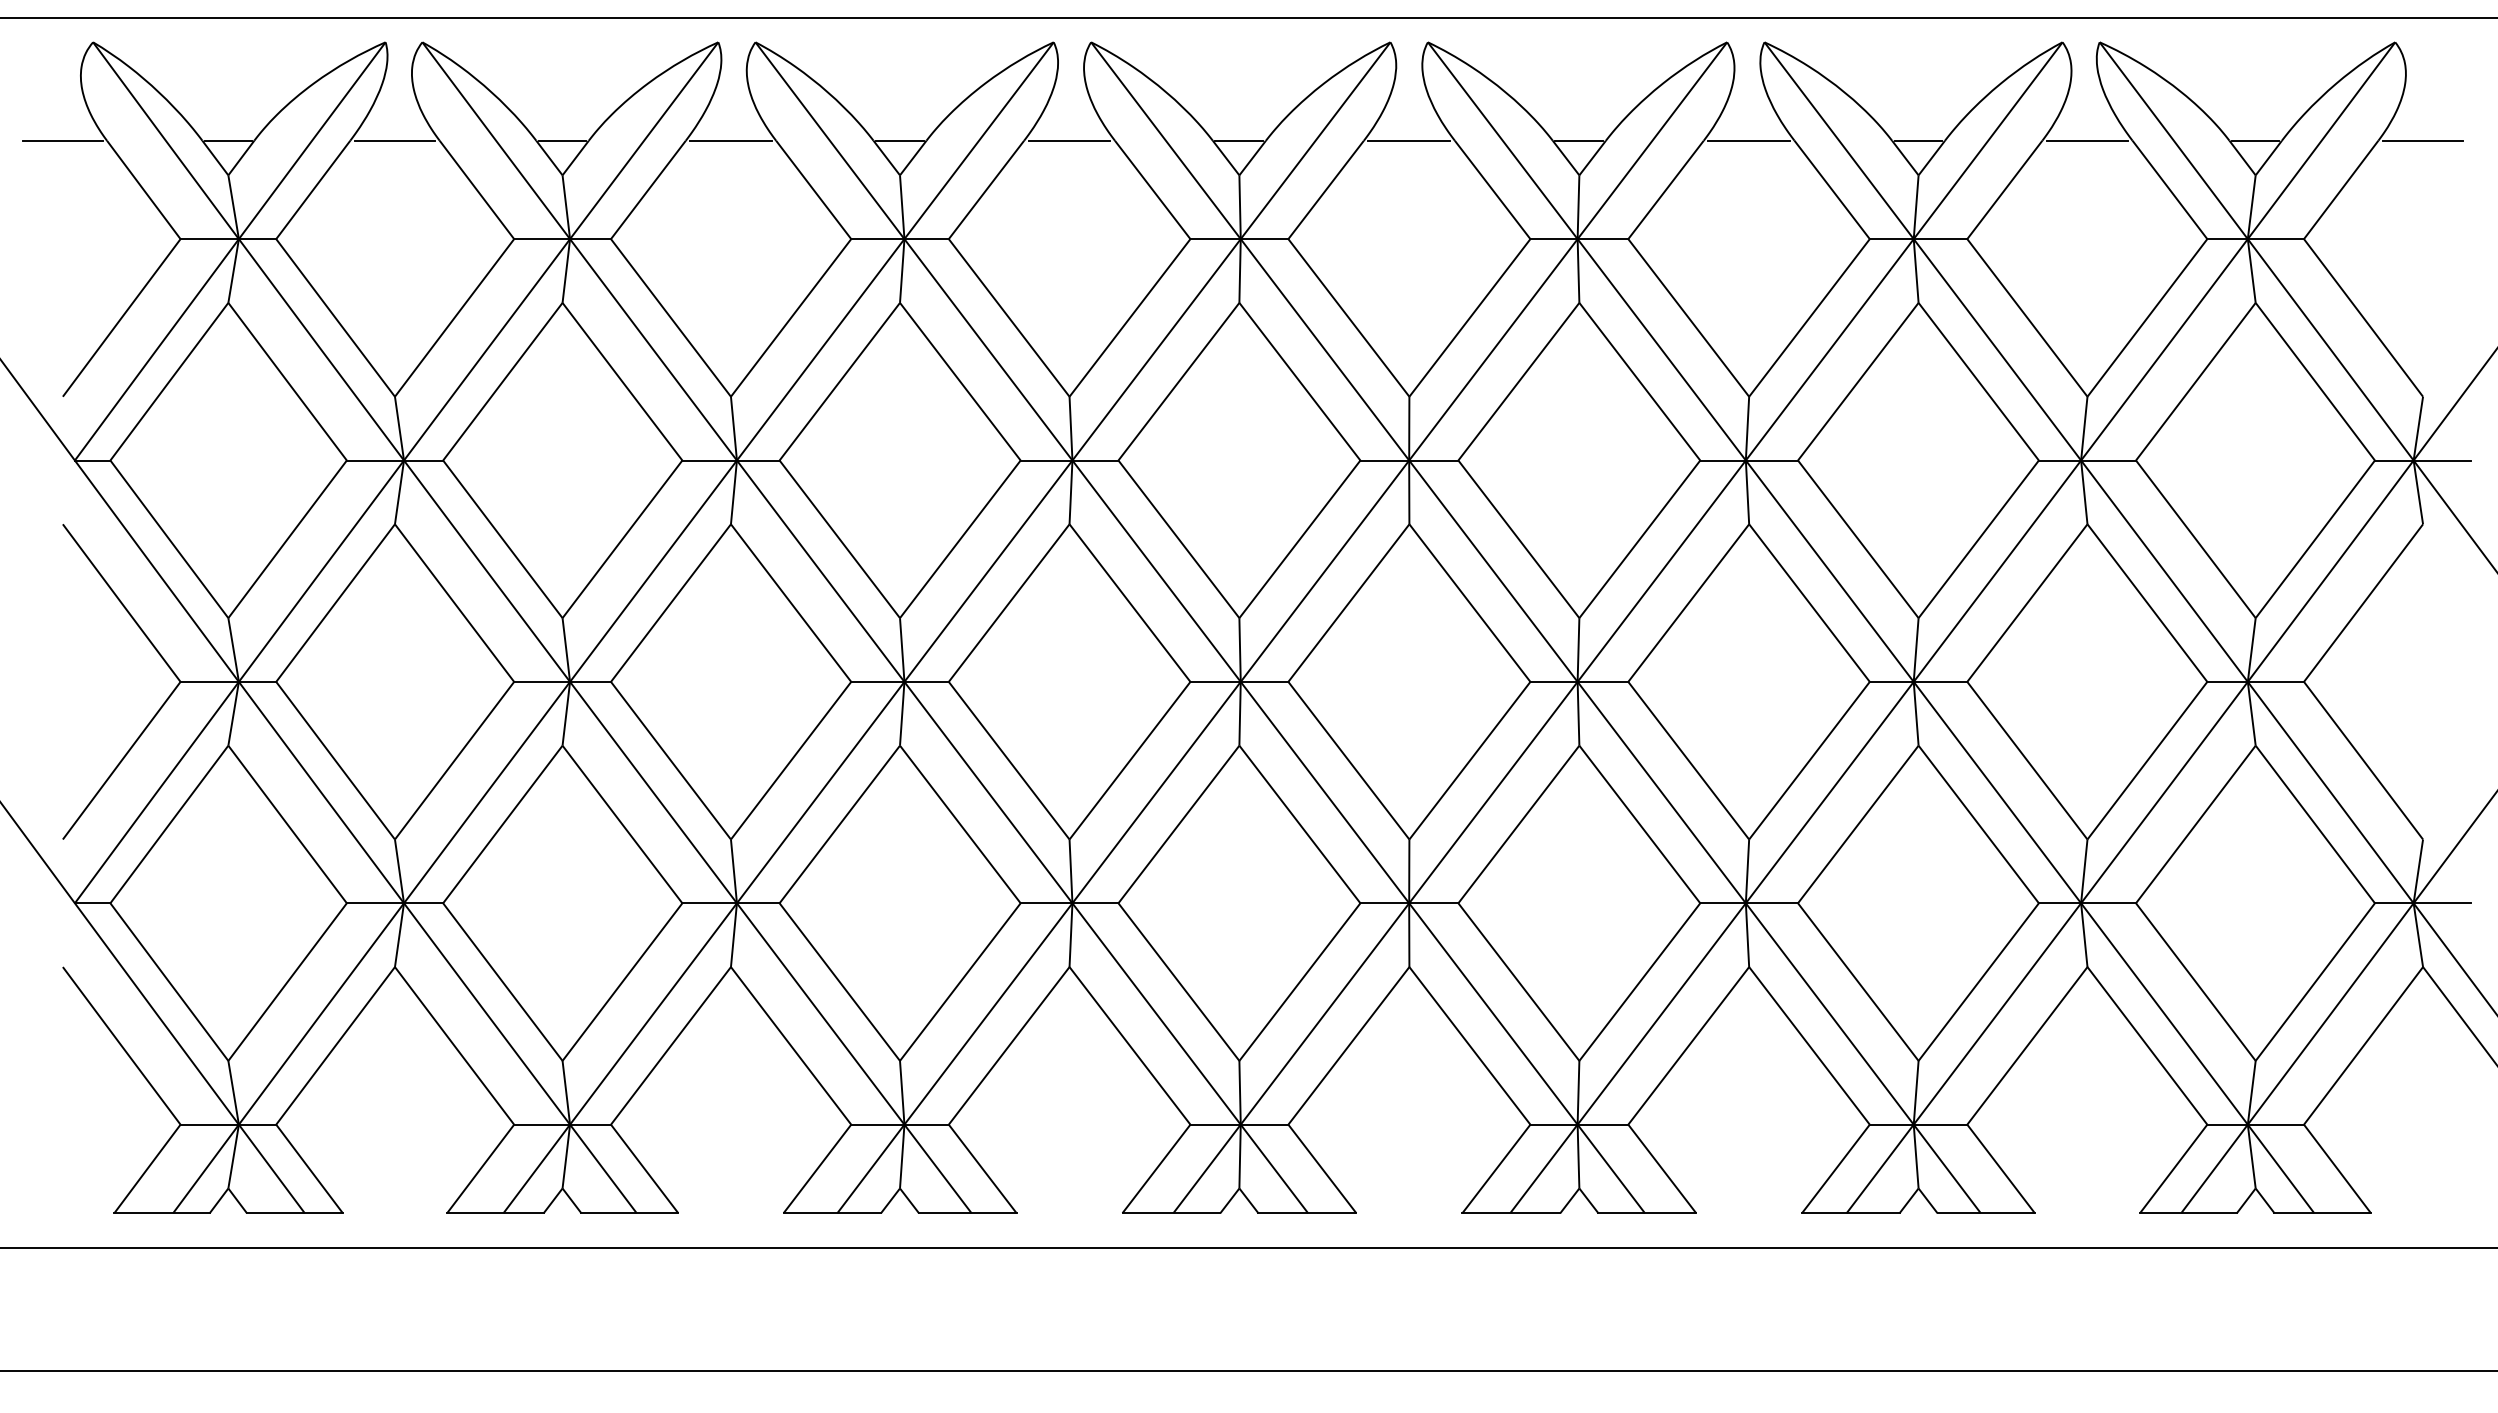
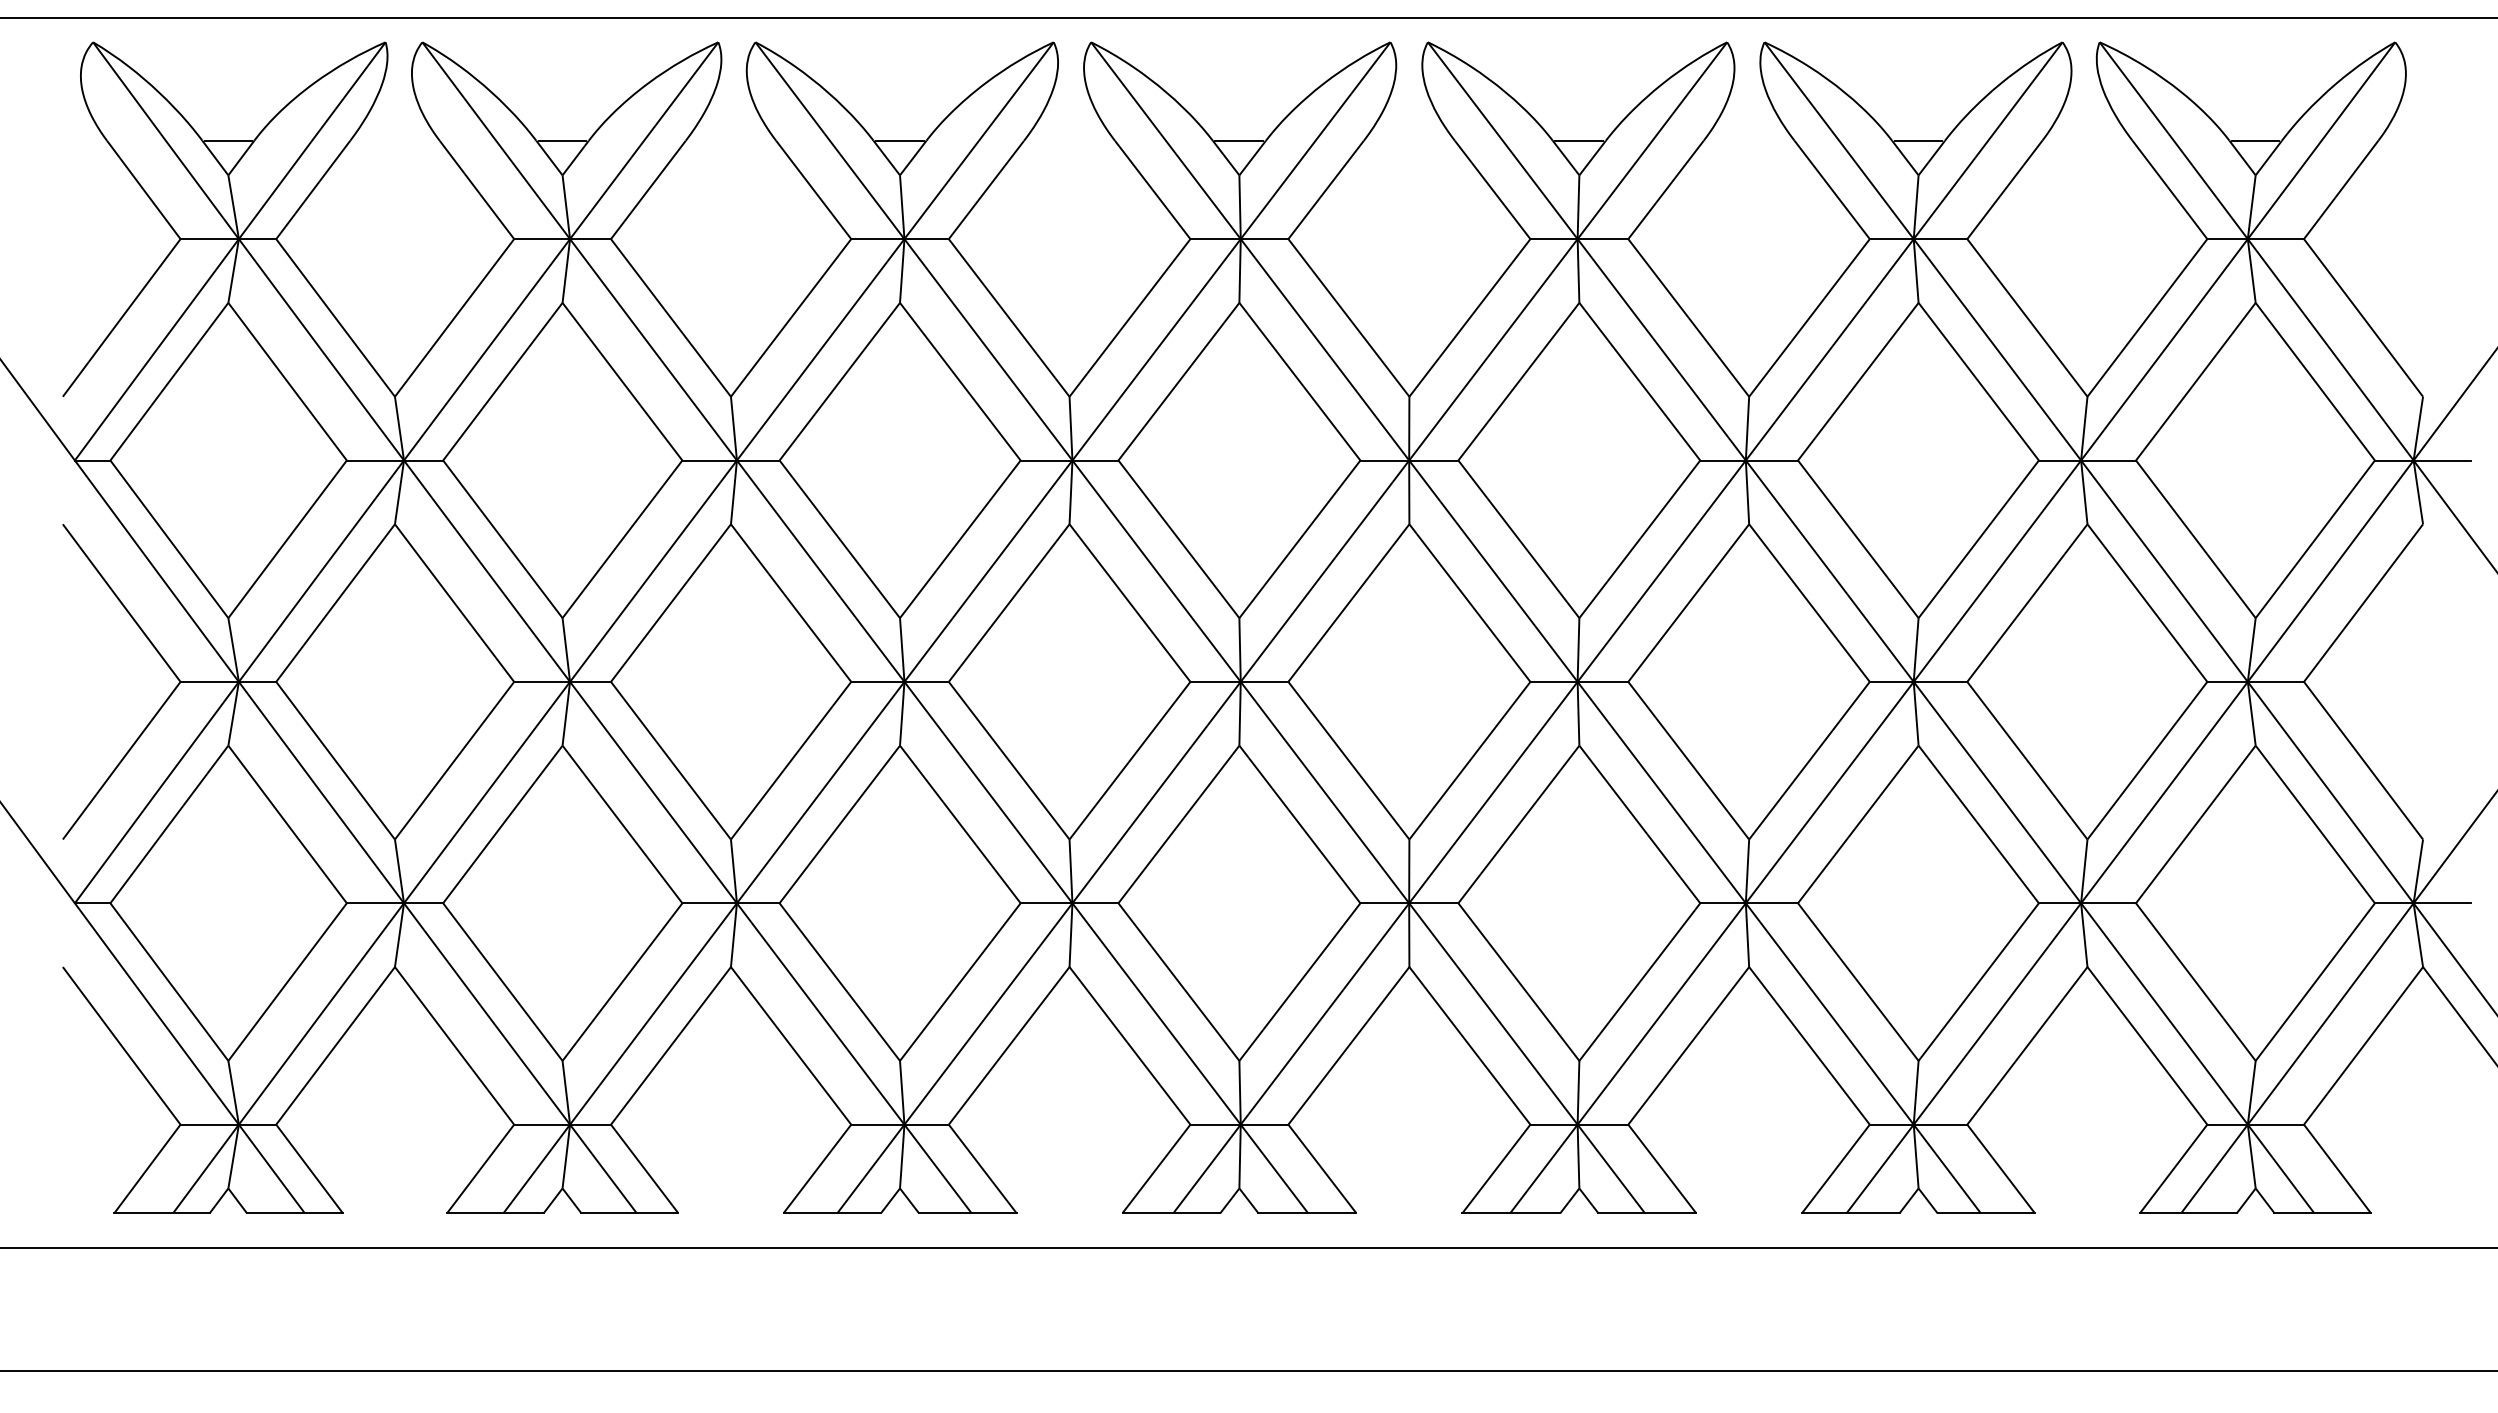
line: present -> none (62, 140)
line: present -> none (394, 140)
line: present -> none (730, 140)
line: present -> none (1069, 140)
line: present -> none (1409, 140)
line: present -> none (1748, 140)
line: present -> none (2087, 140)
line: present -> none (2422, 140)
